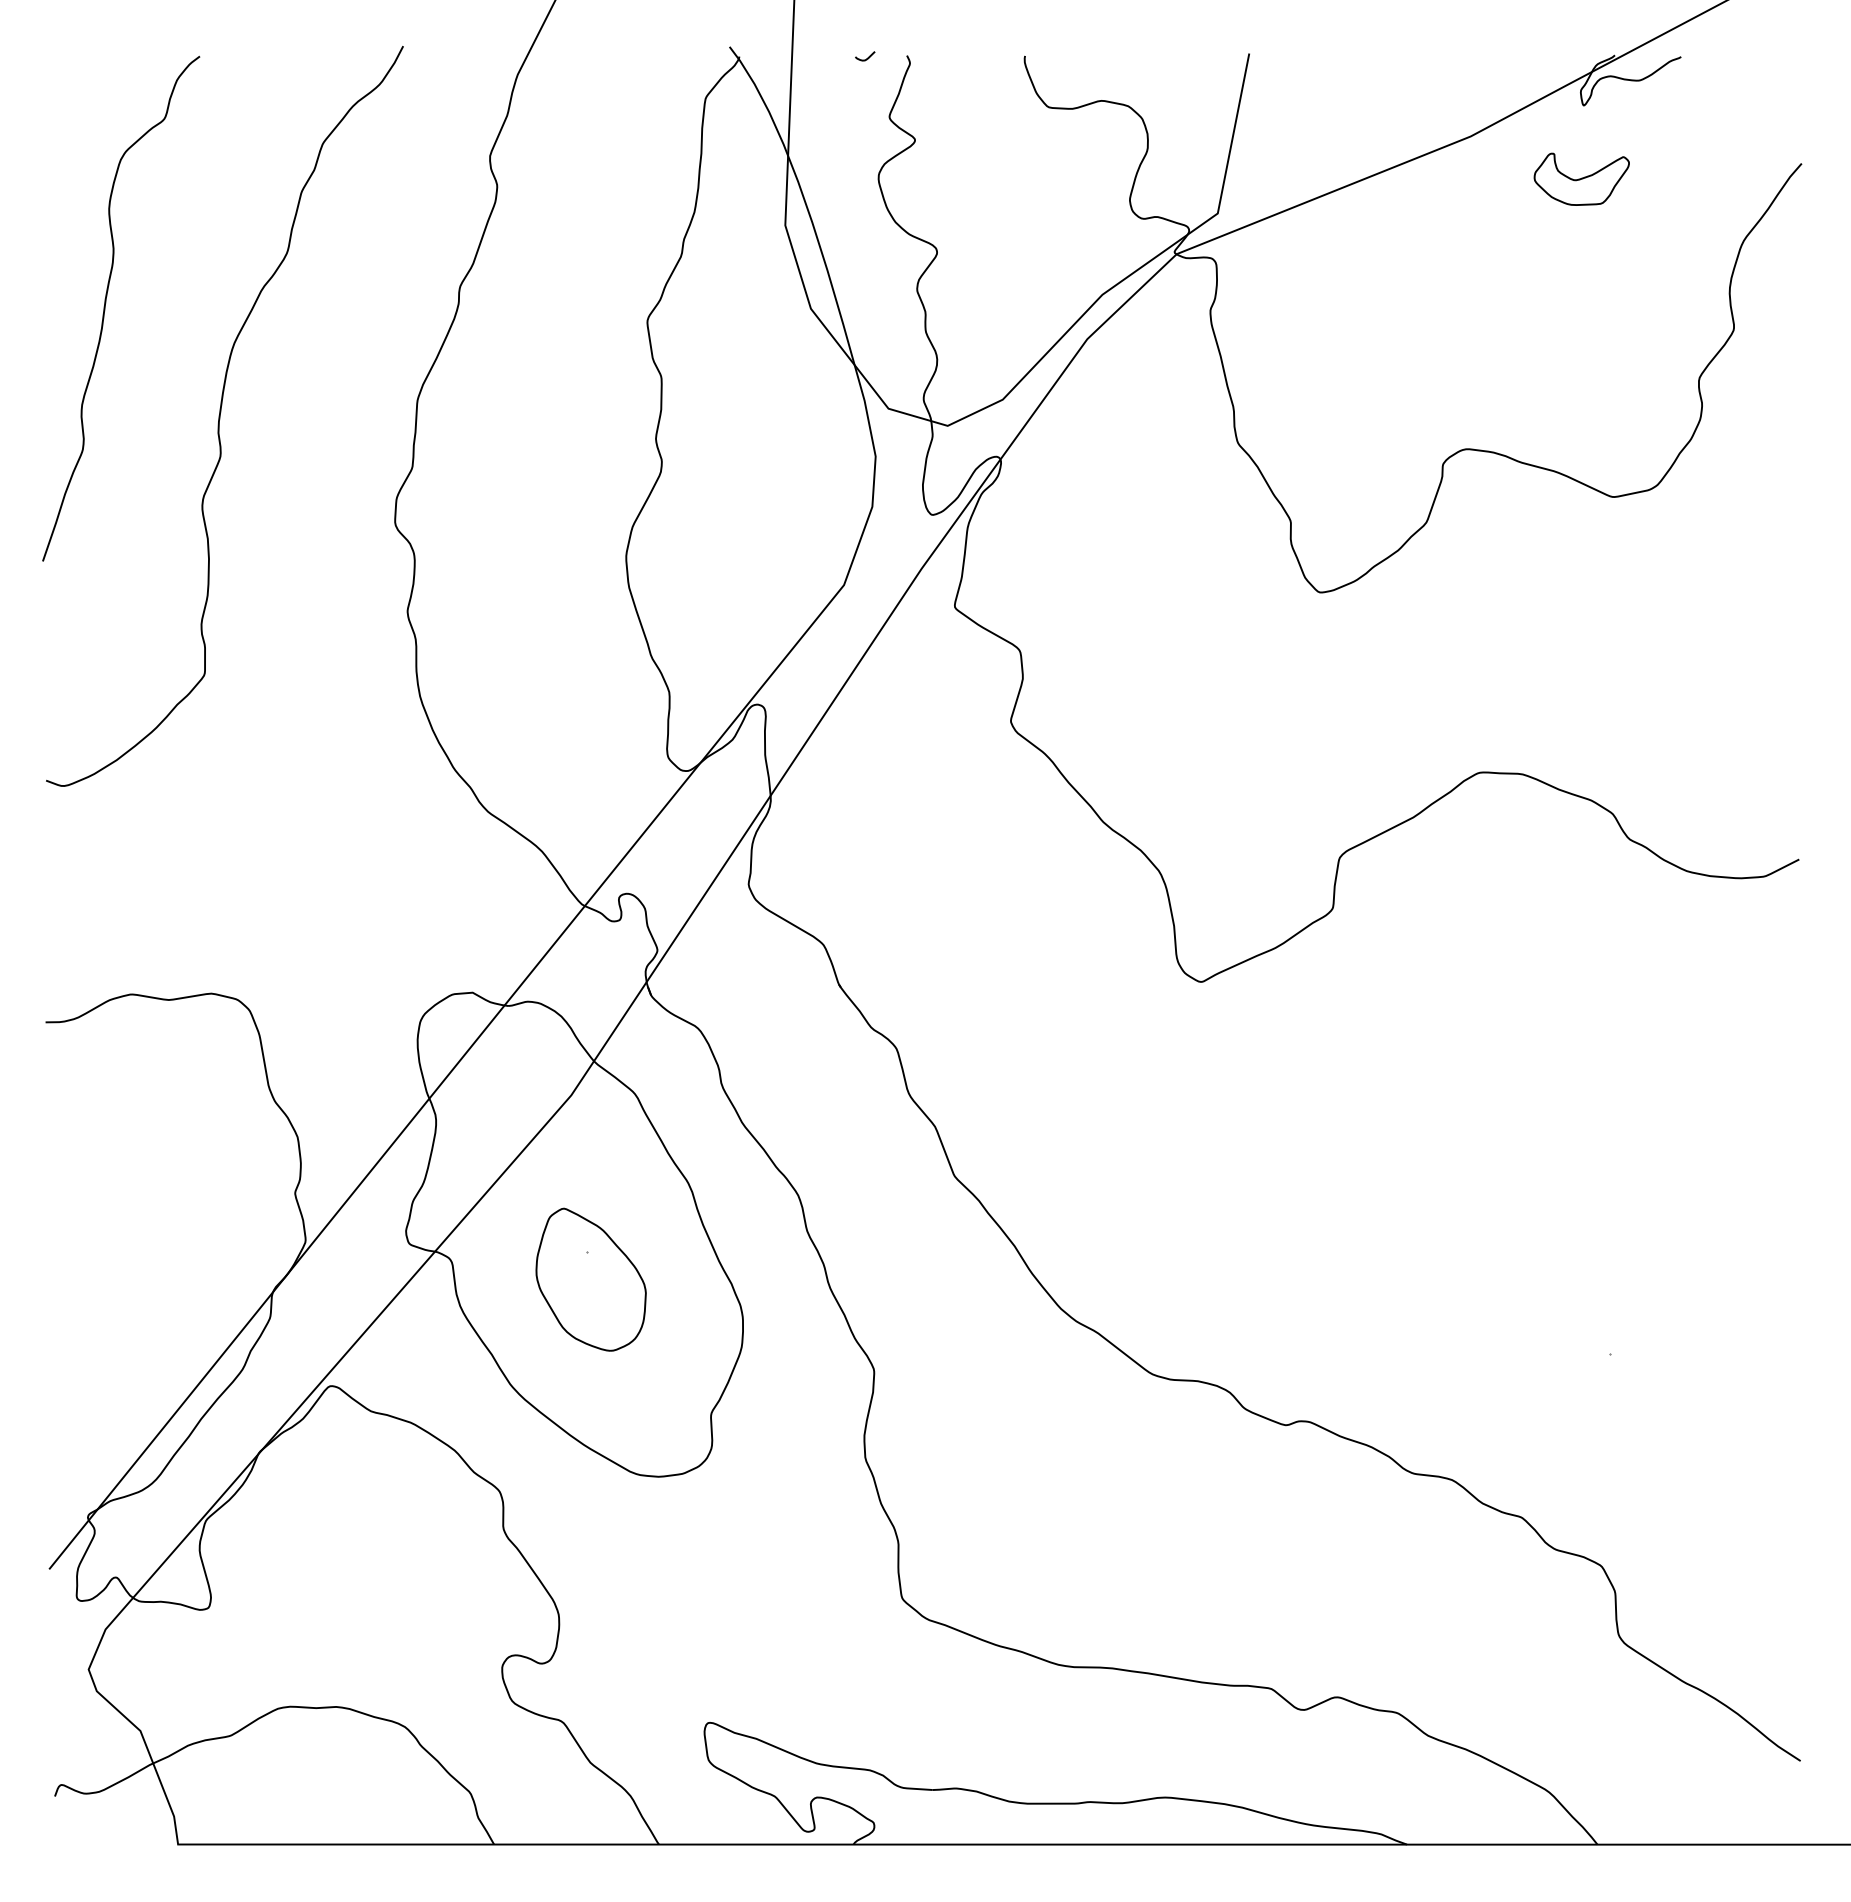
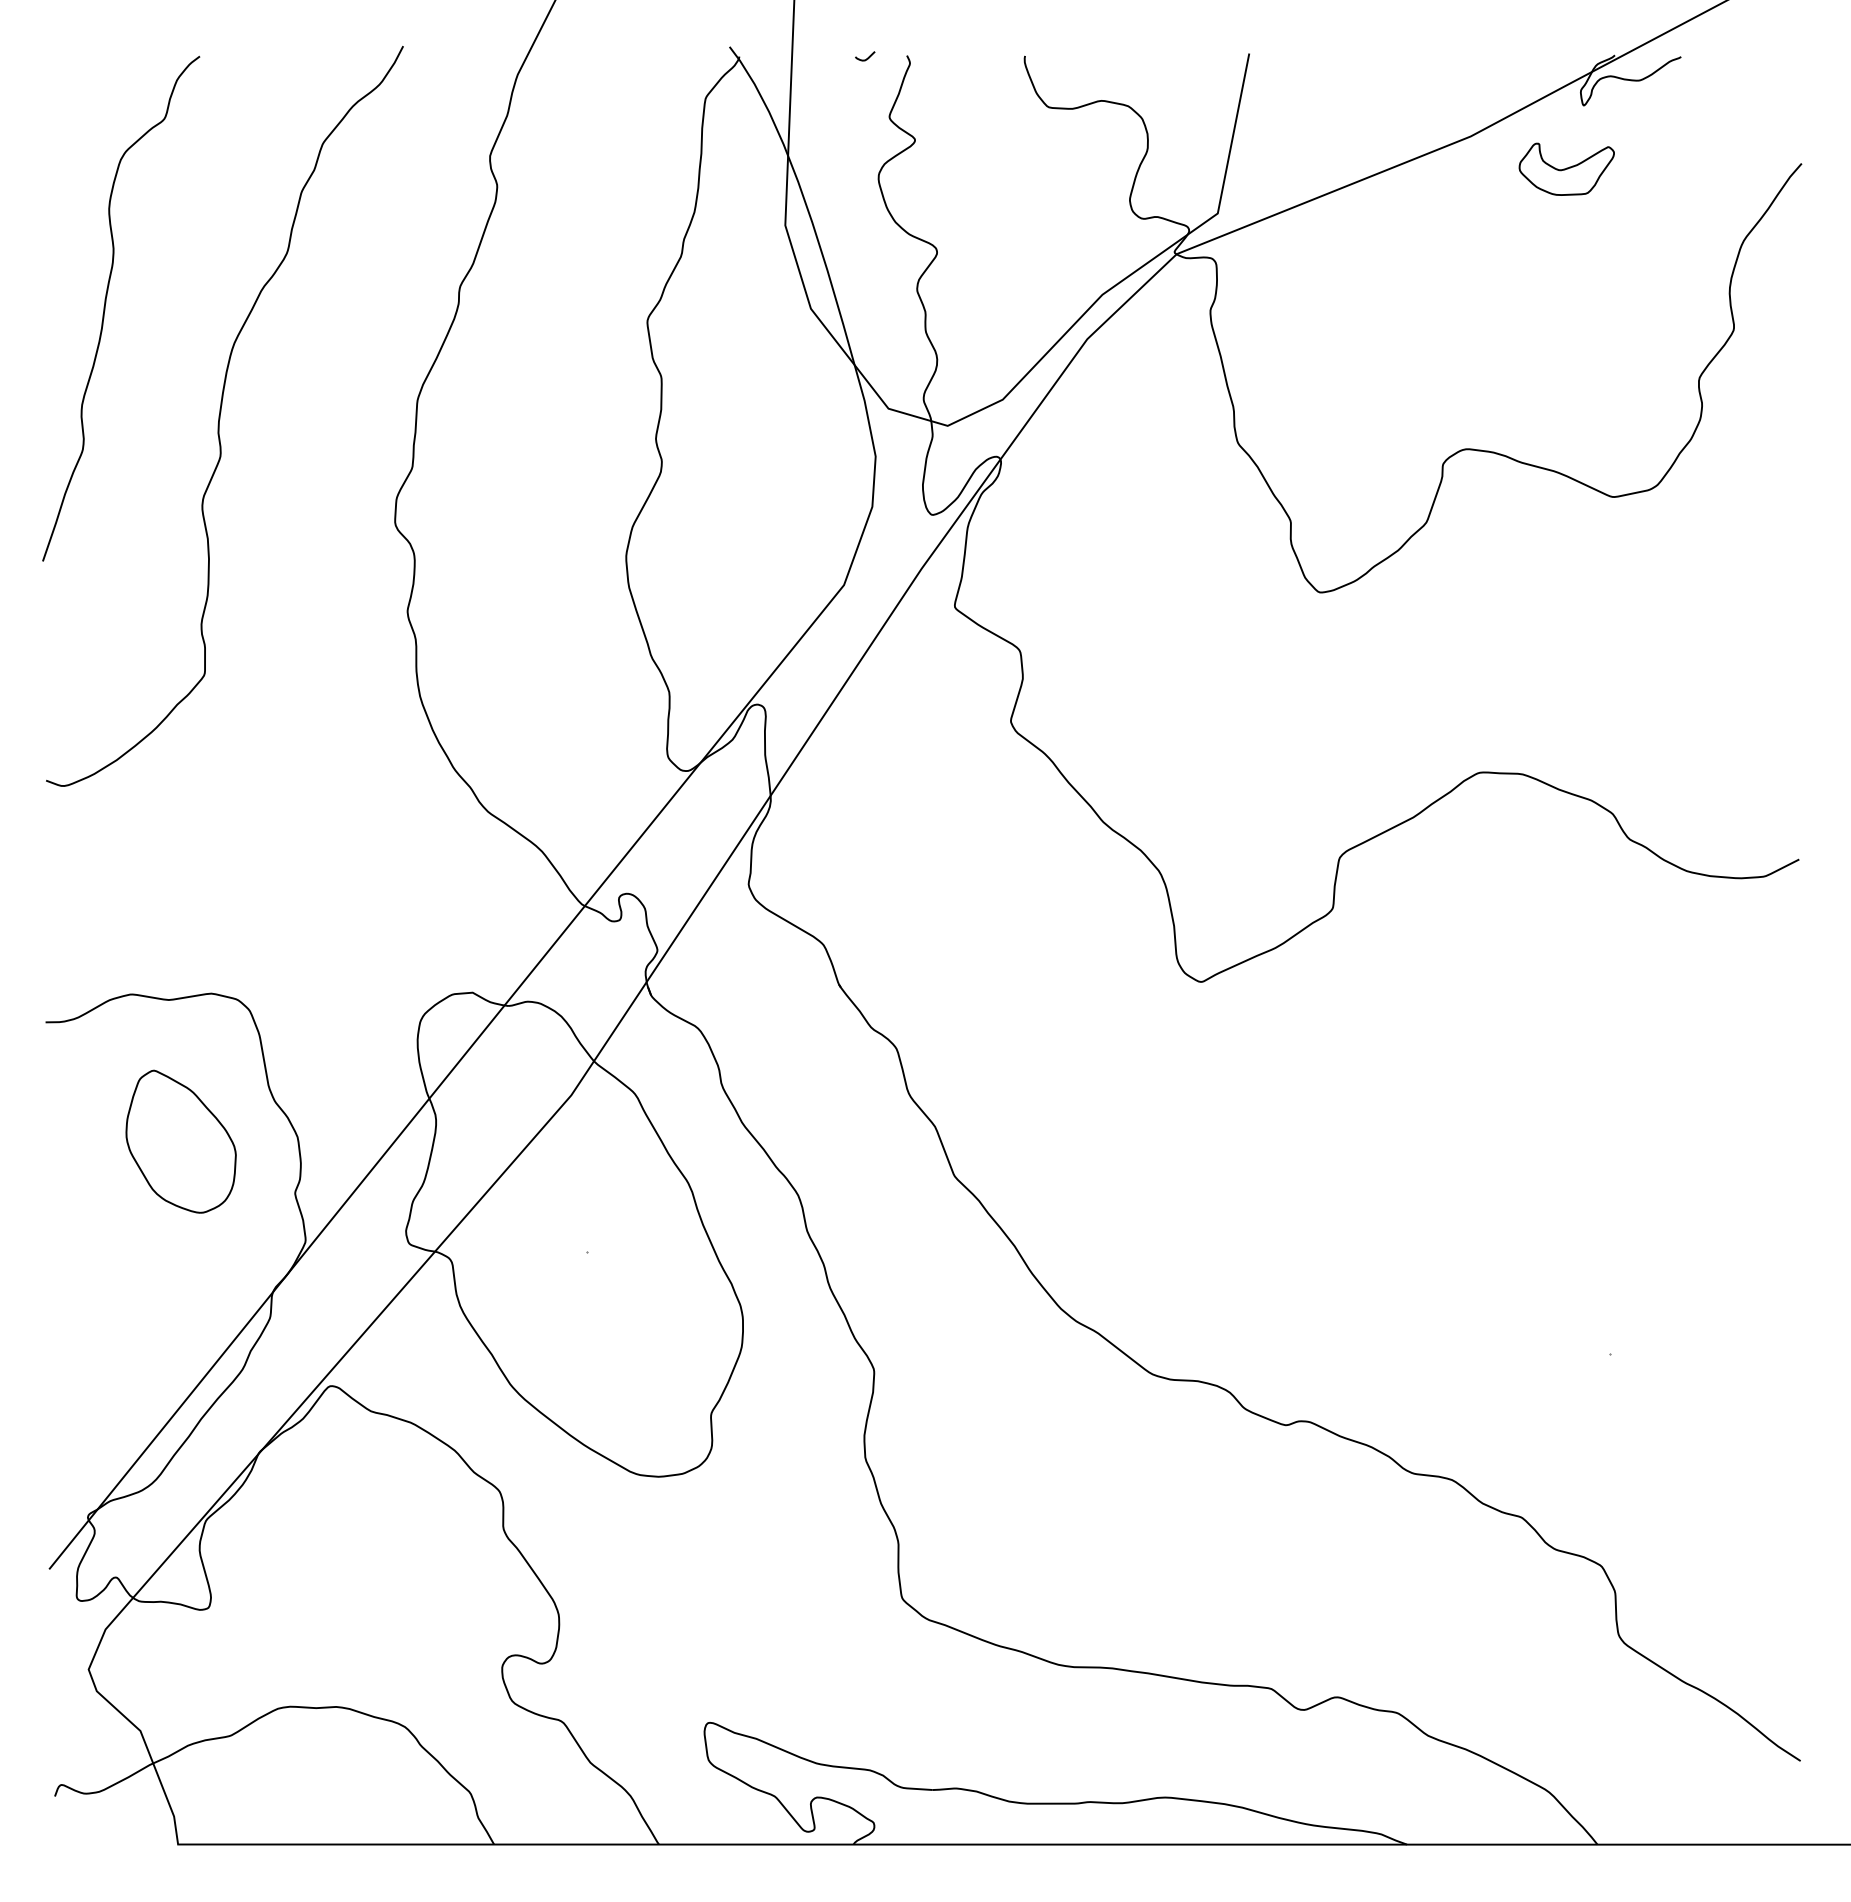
part position: (1581, 178) -> (1566, 168) (1566, 168)
part position: (590, 1279) -> (180, 1141) (180, 1141)
